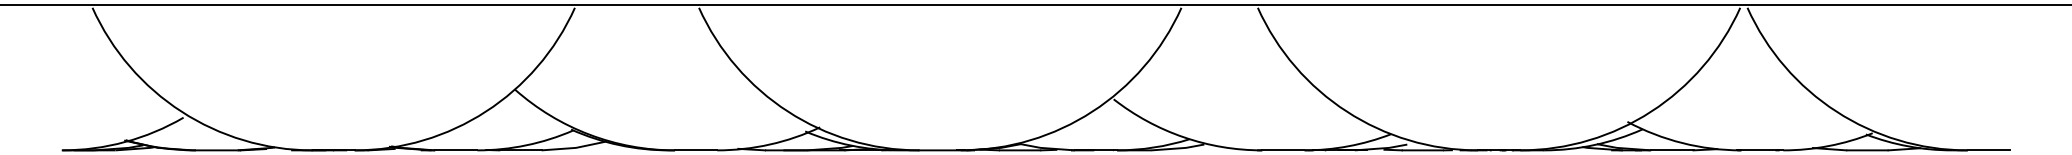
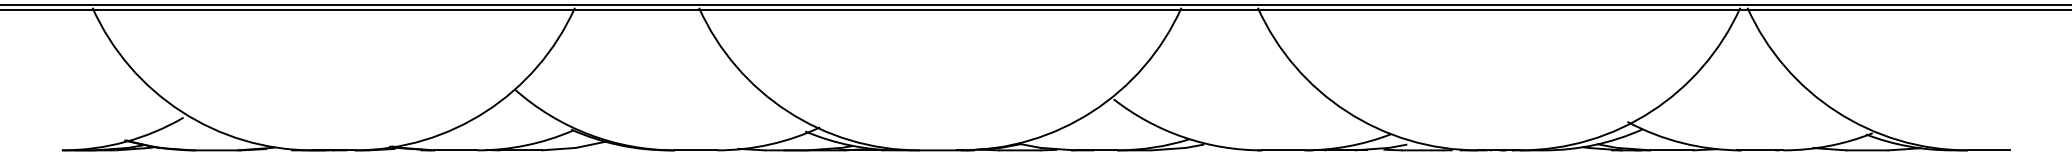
line: none -> present (1035, 10)
